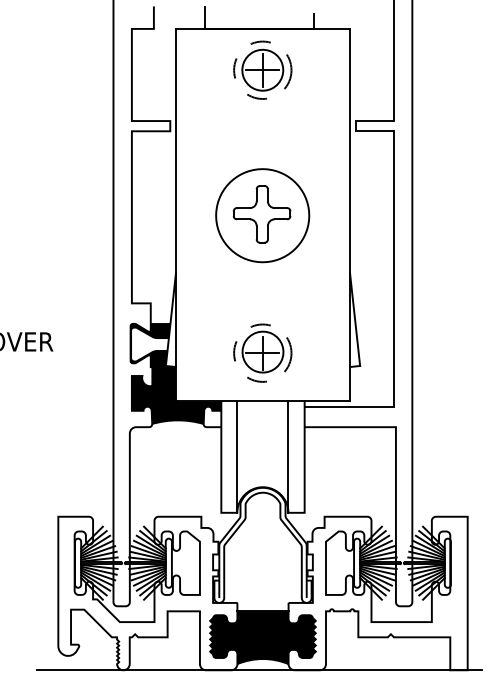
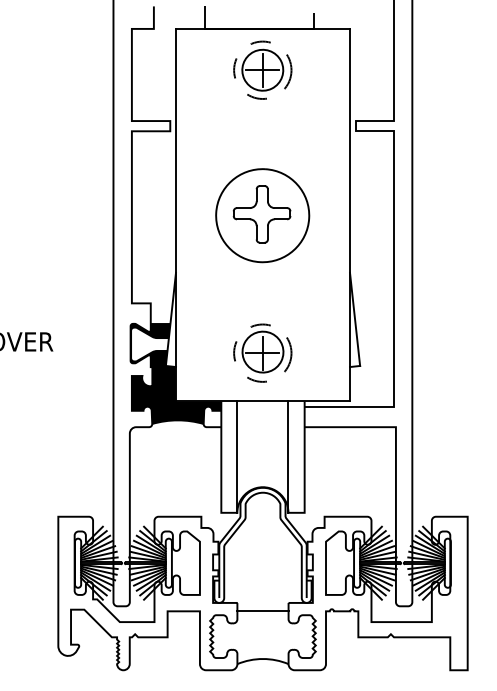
fill: present -> none (262, 637)
line: present -> none (258, 670)
